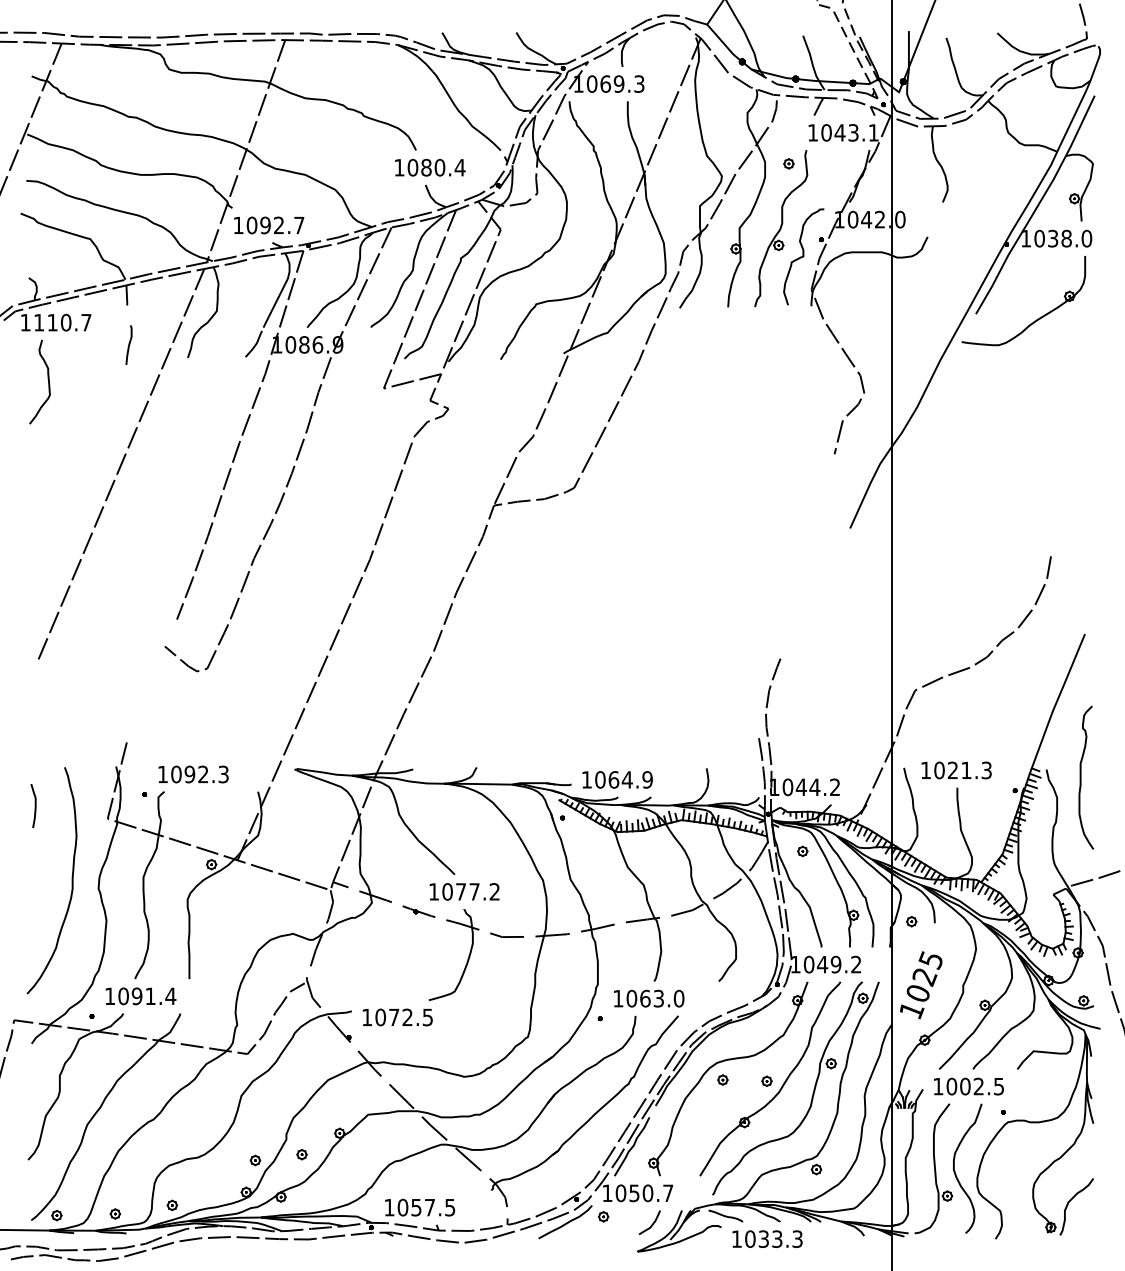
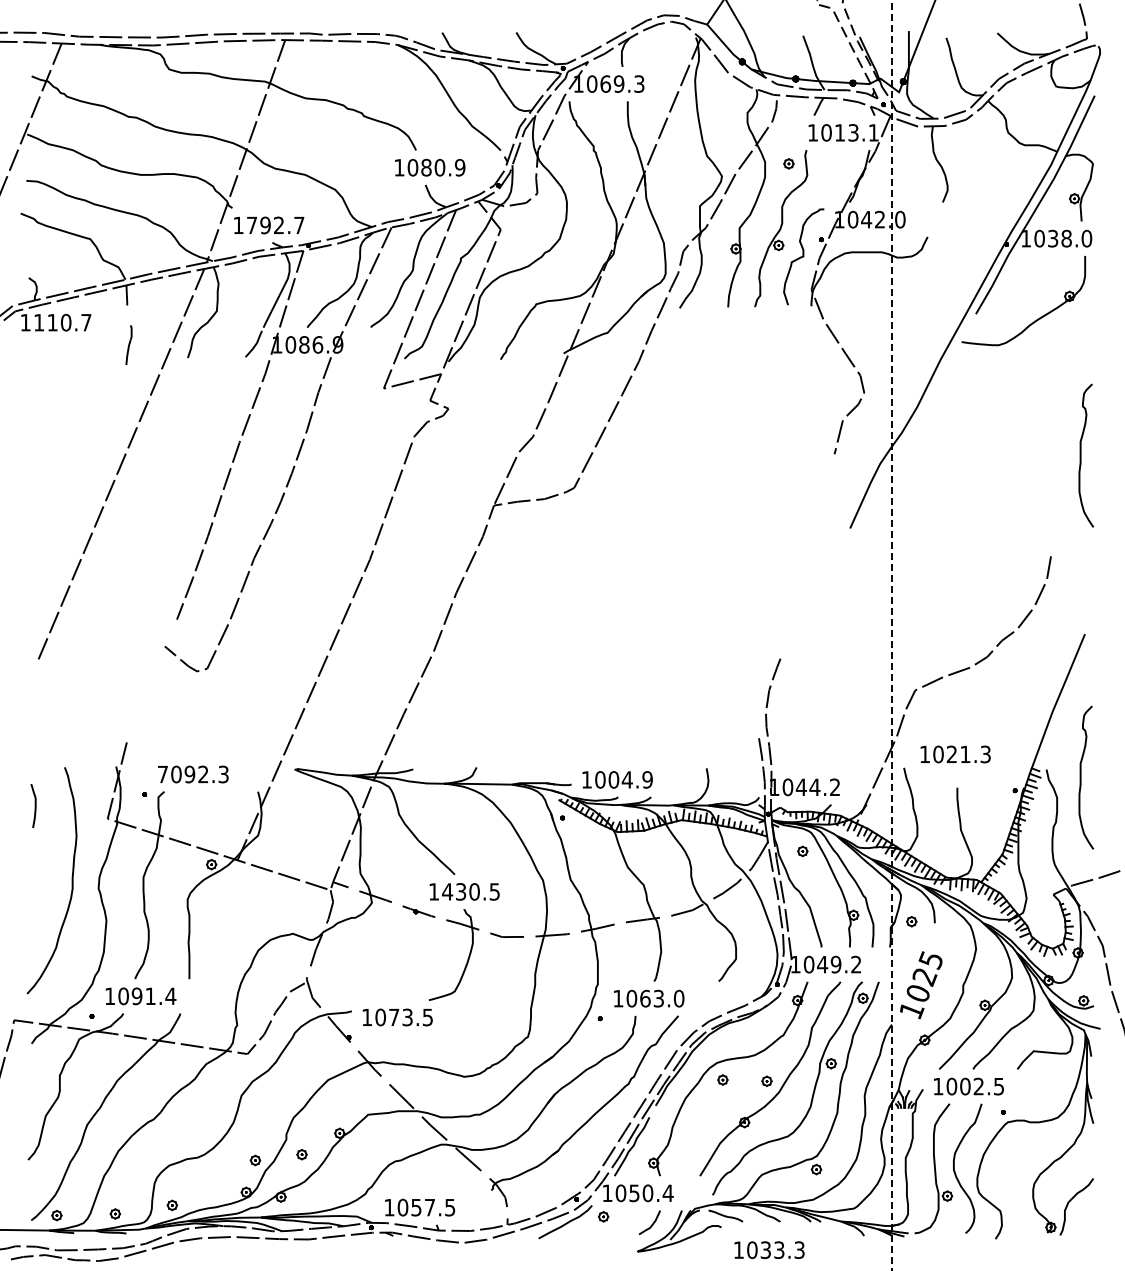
text: 1043.1 -> 1013.1 (839, 132)
text: 1080.4 -> 1080.9 (459, 167)
text: 1092.7 -> 1792.7 (251, 225)
curve: present -> none (47, 379)
curve: none -> present (1081, 455)
line: solid -> dashed (892, 635)
text position: (956, 770) -> (955, 754) (955, 754)
text: 1092.3 -> 7092.3 (162, 774)
text: 1064.9 -> 1004.9 (613, 779)
text: 1077.2 -> 1430.5 (470, 891)
text: 1072.5 -> 1073.5 (407, 1017)
text: 1050.7 -> 1050.4 (667, 1192)
text position: (767, 1238) -> (769, 1249) (769, 1249)
